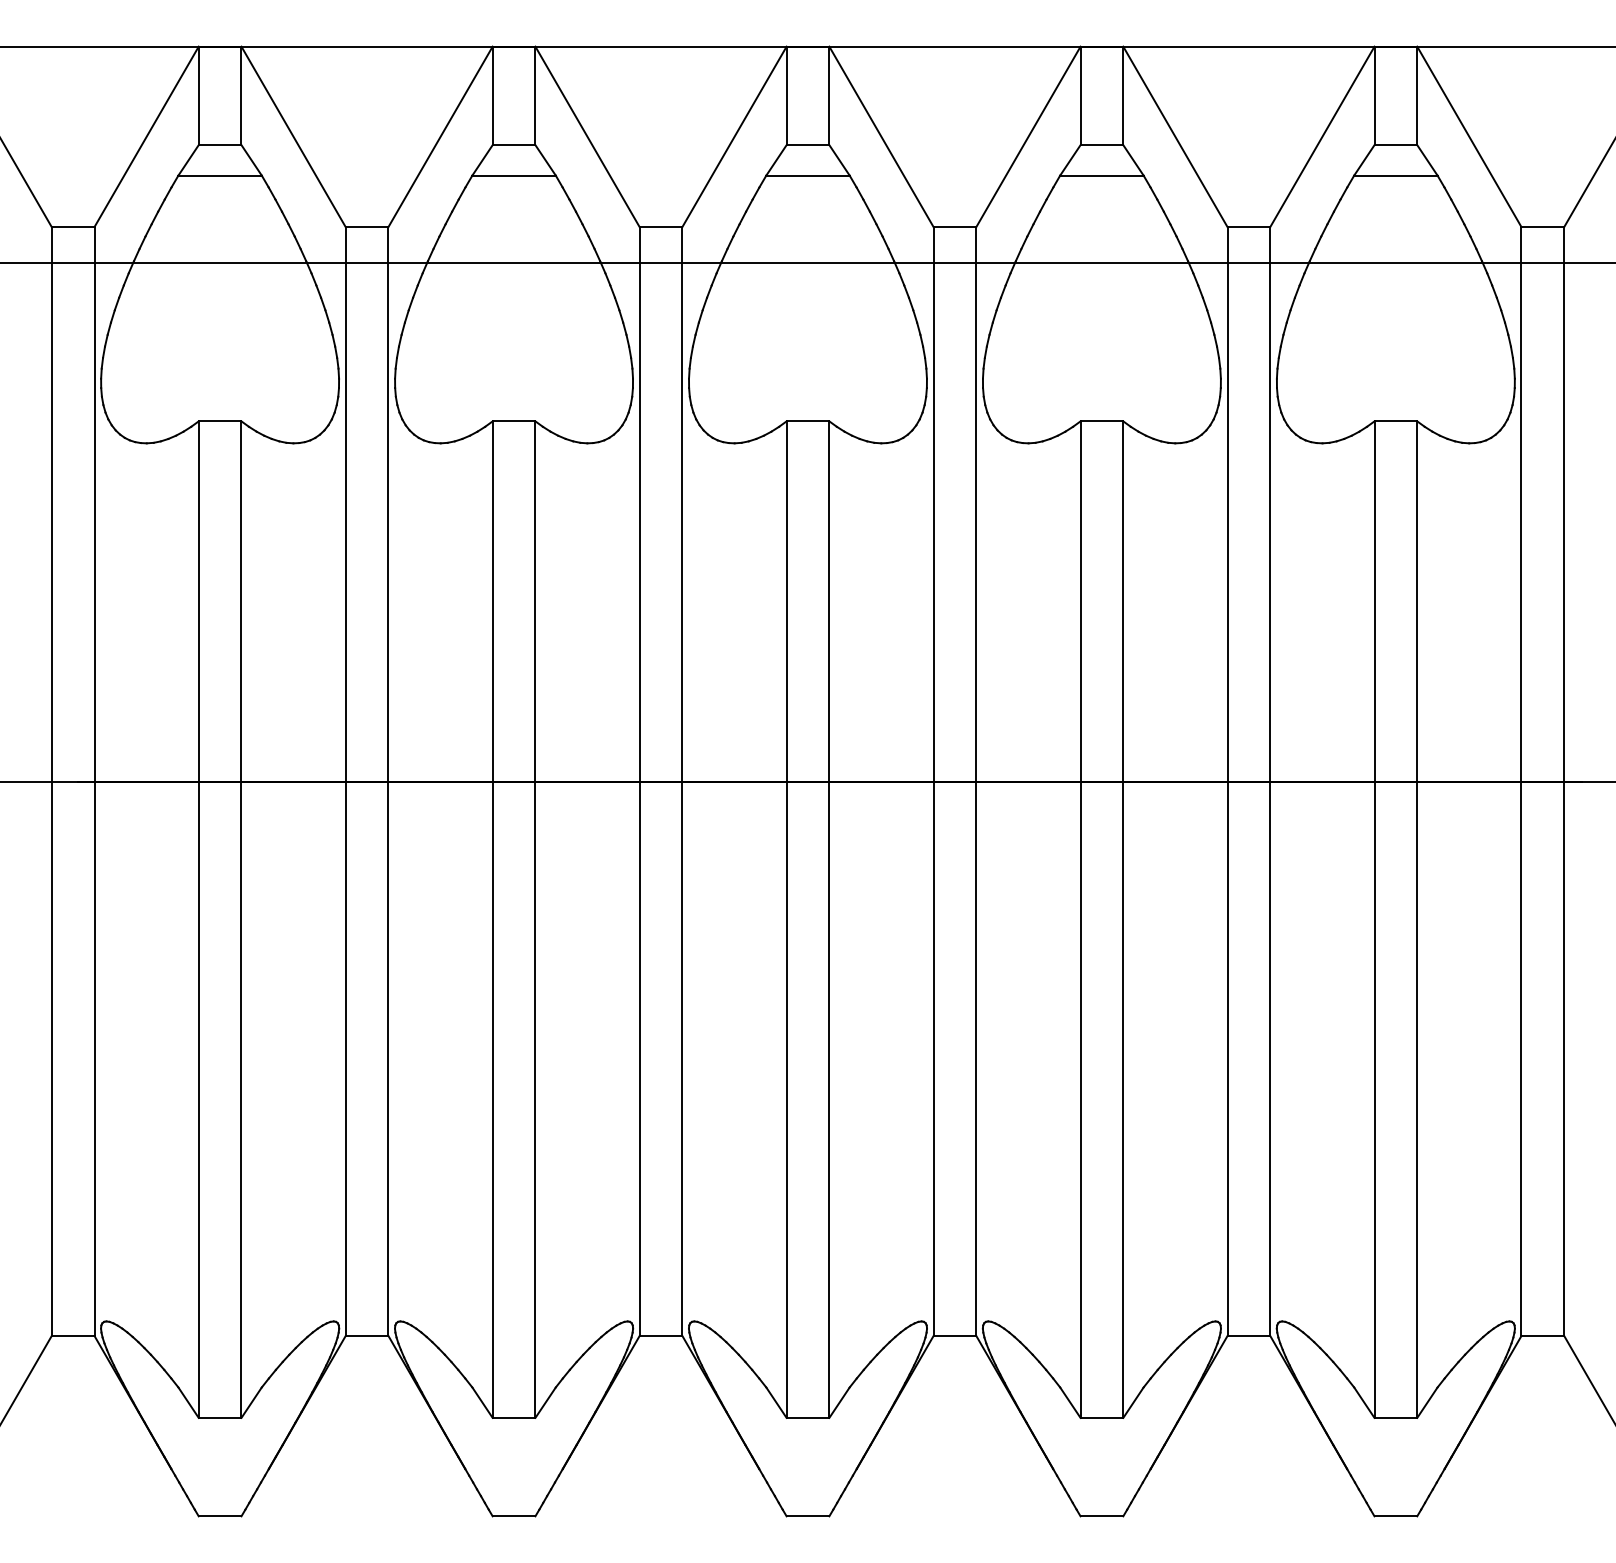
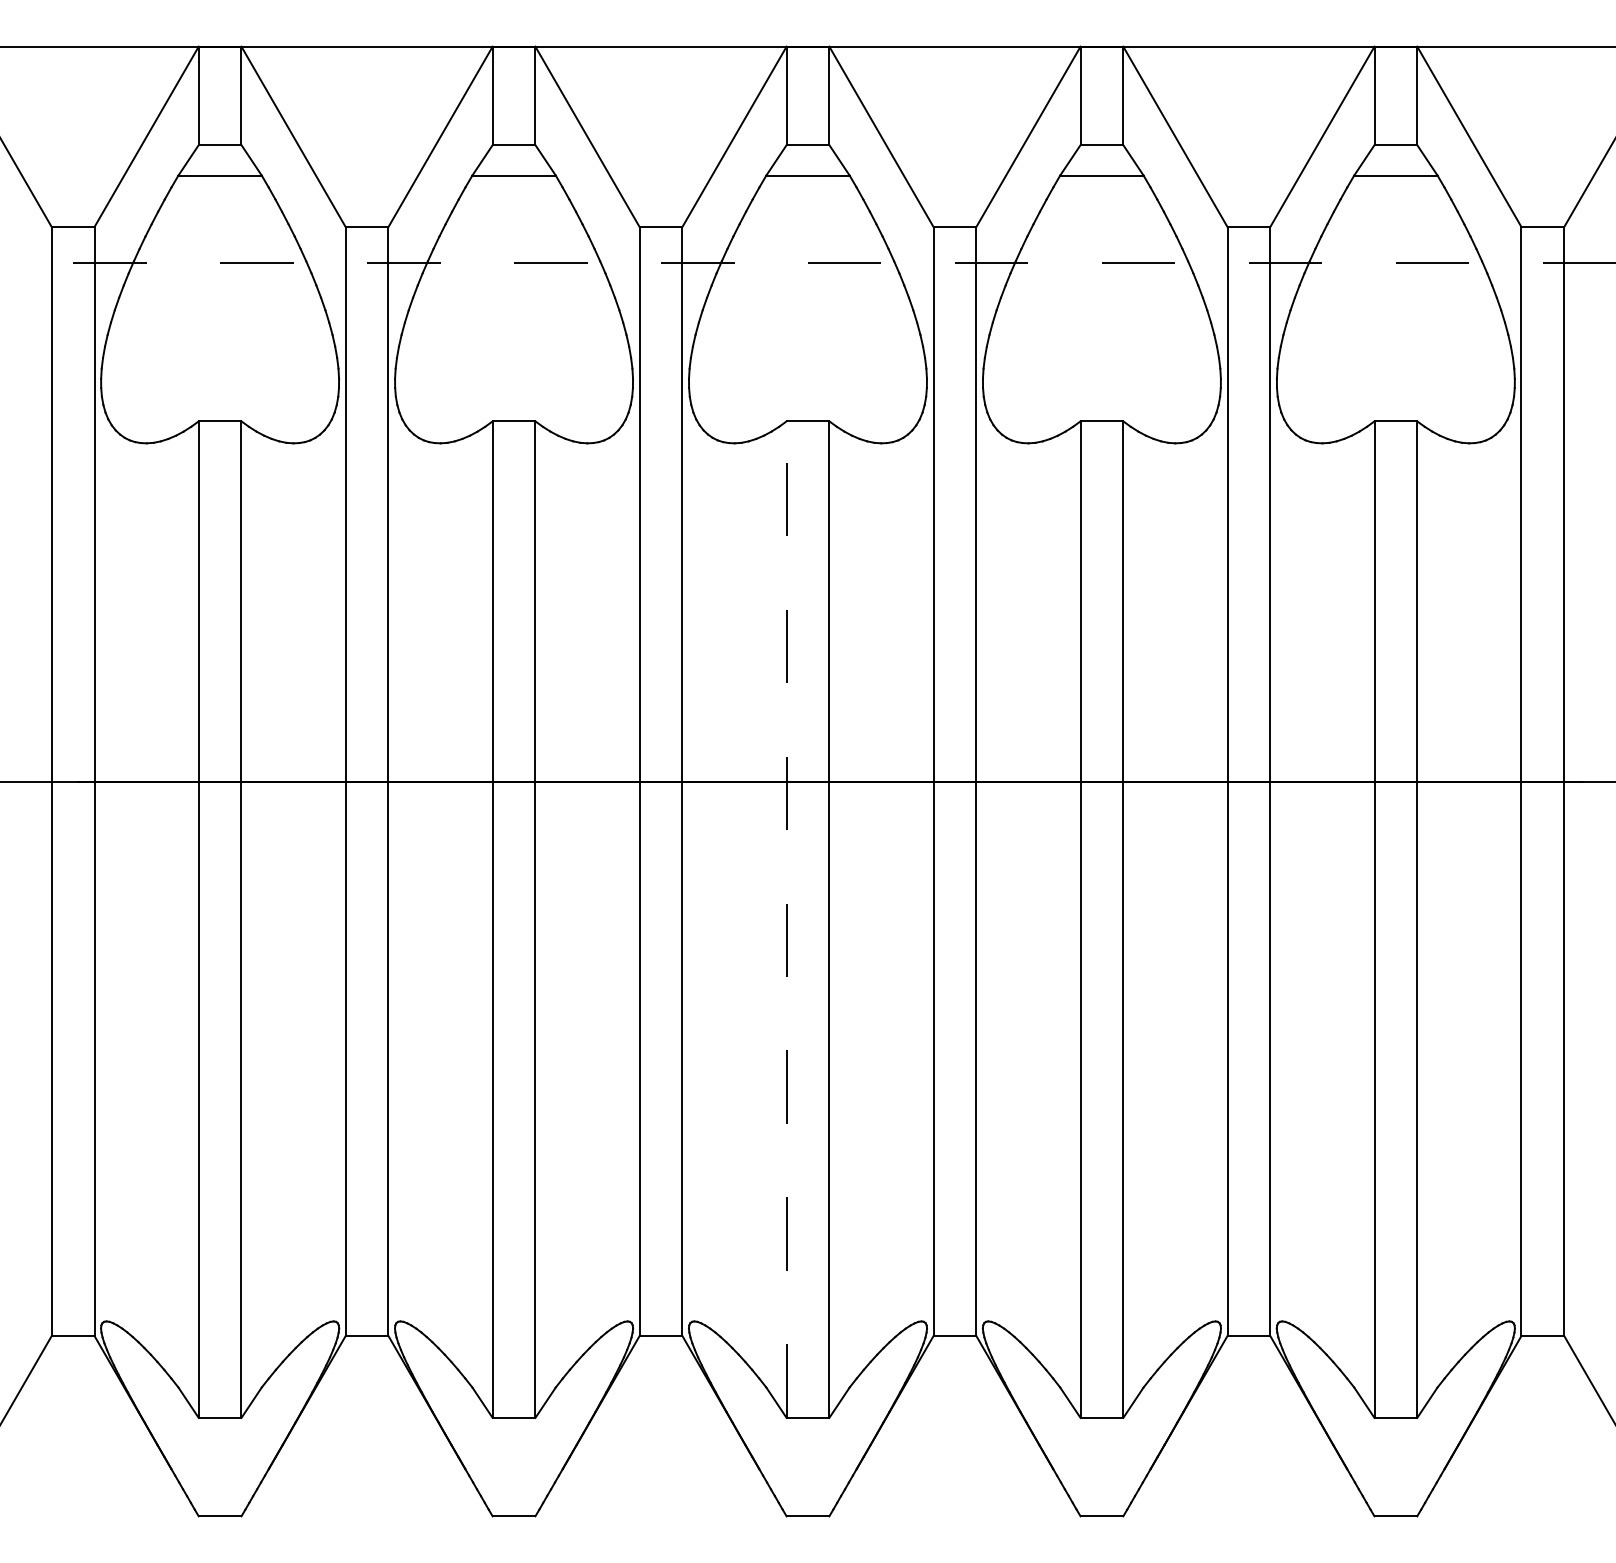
line: solid -> dashed (808, 263)
line: solid -> dashed (786, 919)
